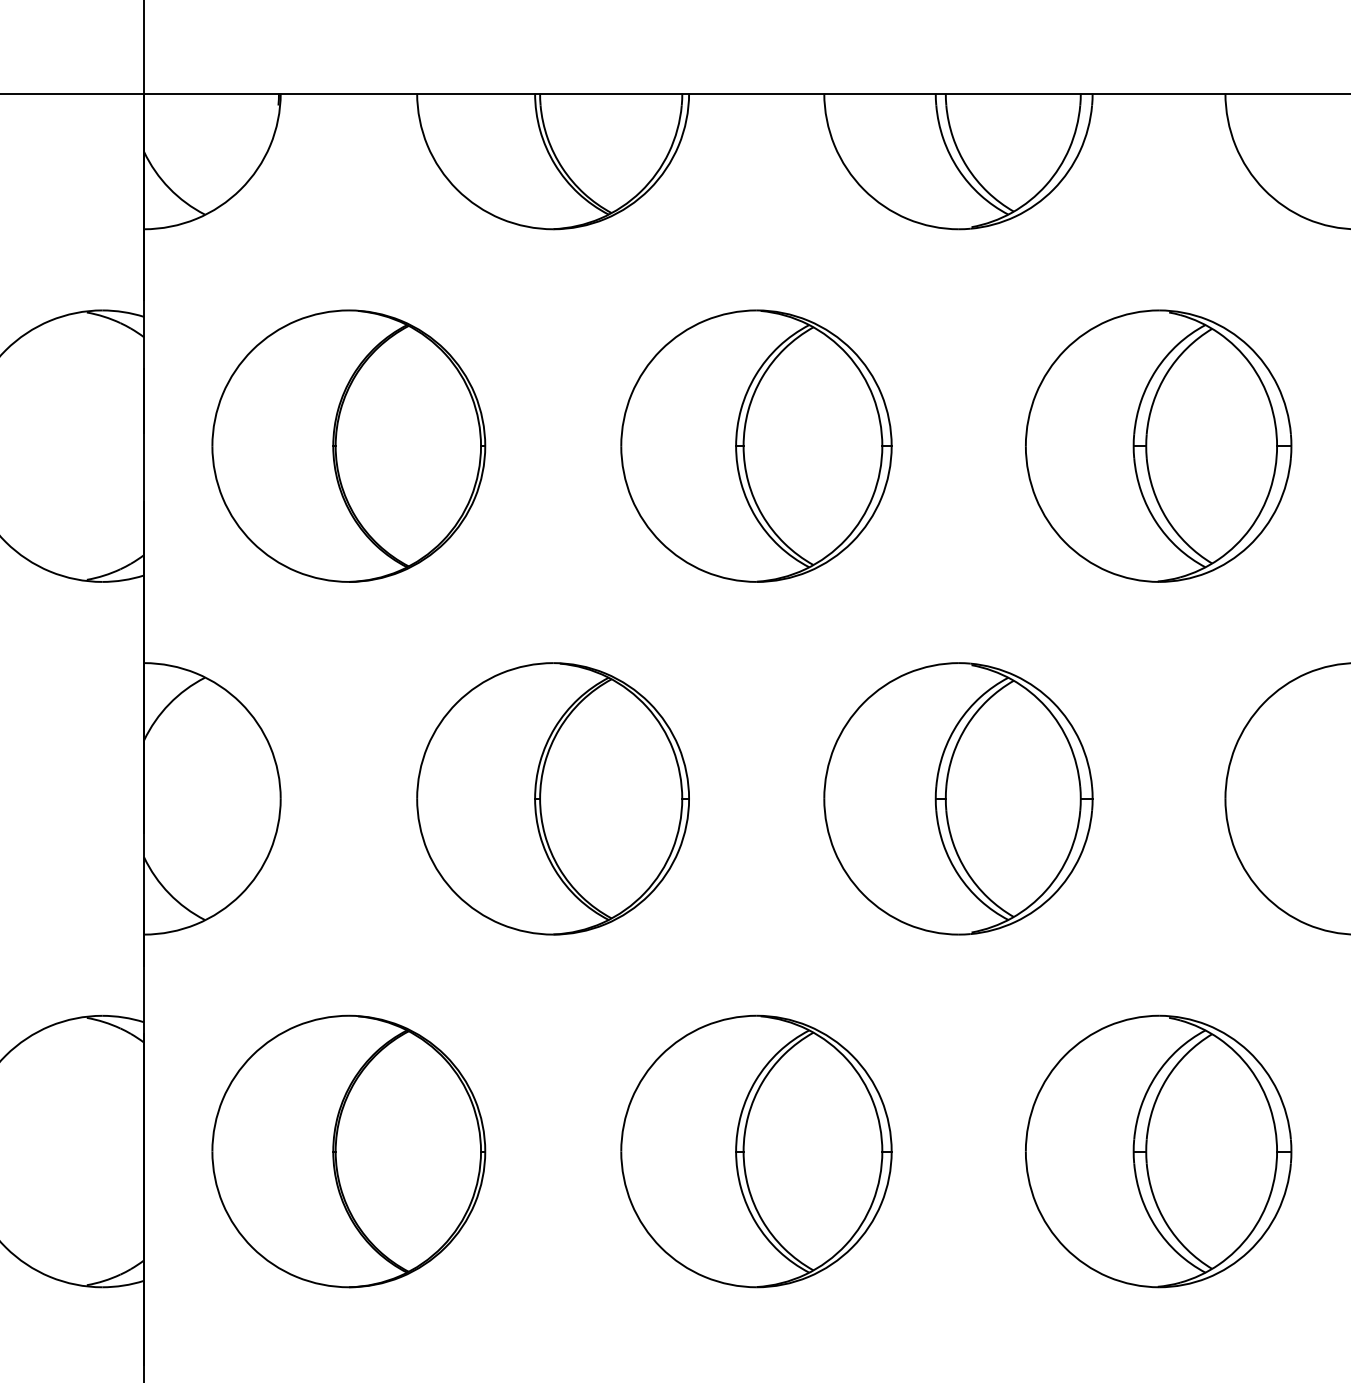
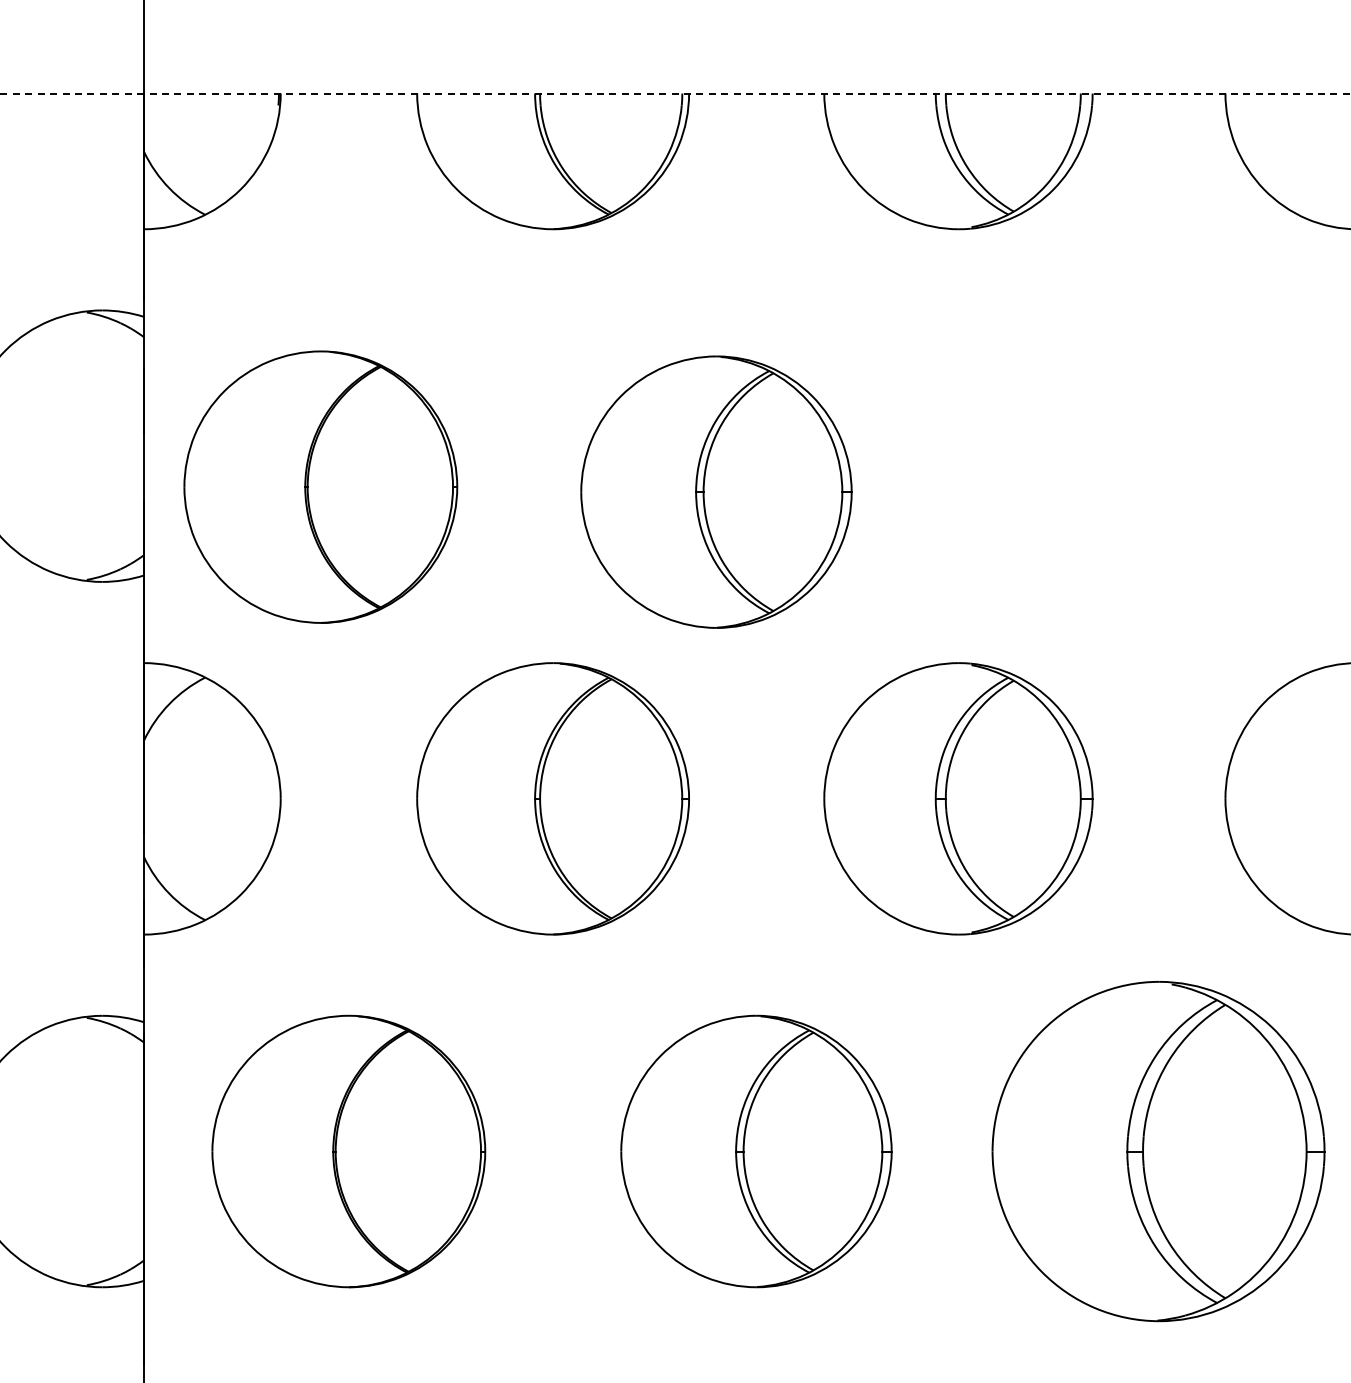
line: solid -> dashed (676, 93)
part position: (348, 445) -> (320, 486) (320, 486)
part position: (756, 445) -> (716, 491) (716, 491)
part: present -> none (1158, 445)
part size: 268x275 px -> 335x342 px (1158, 1151)
